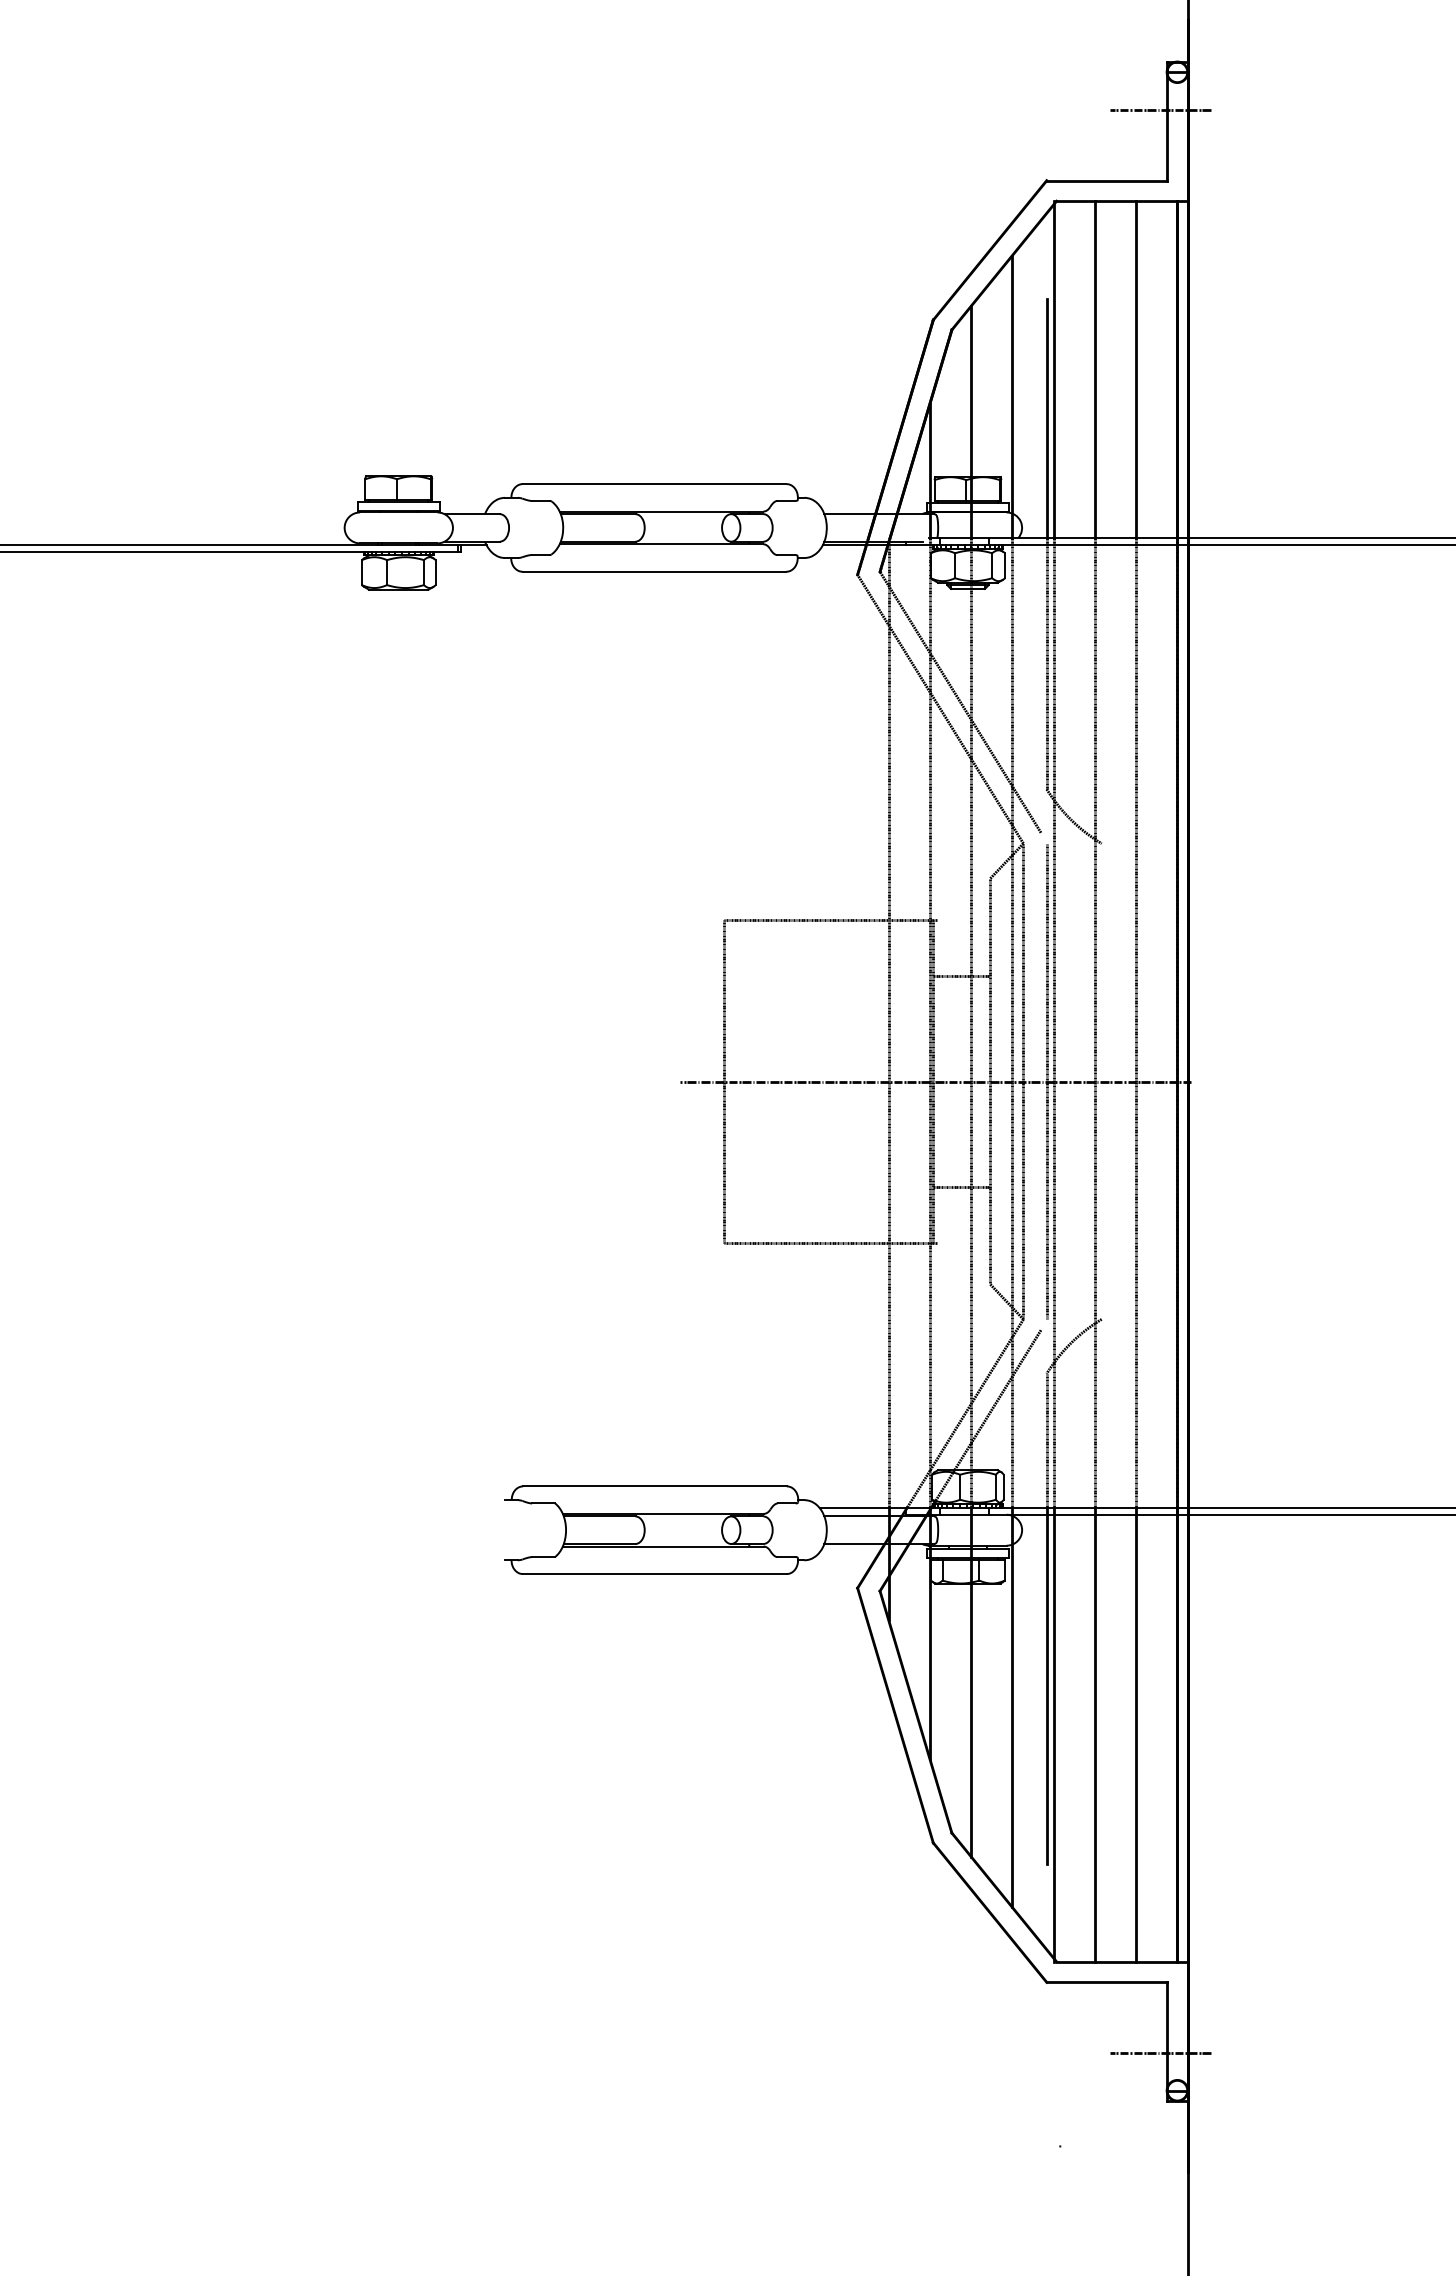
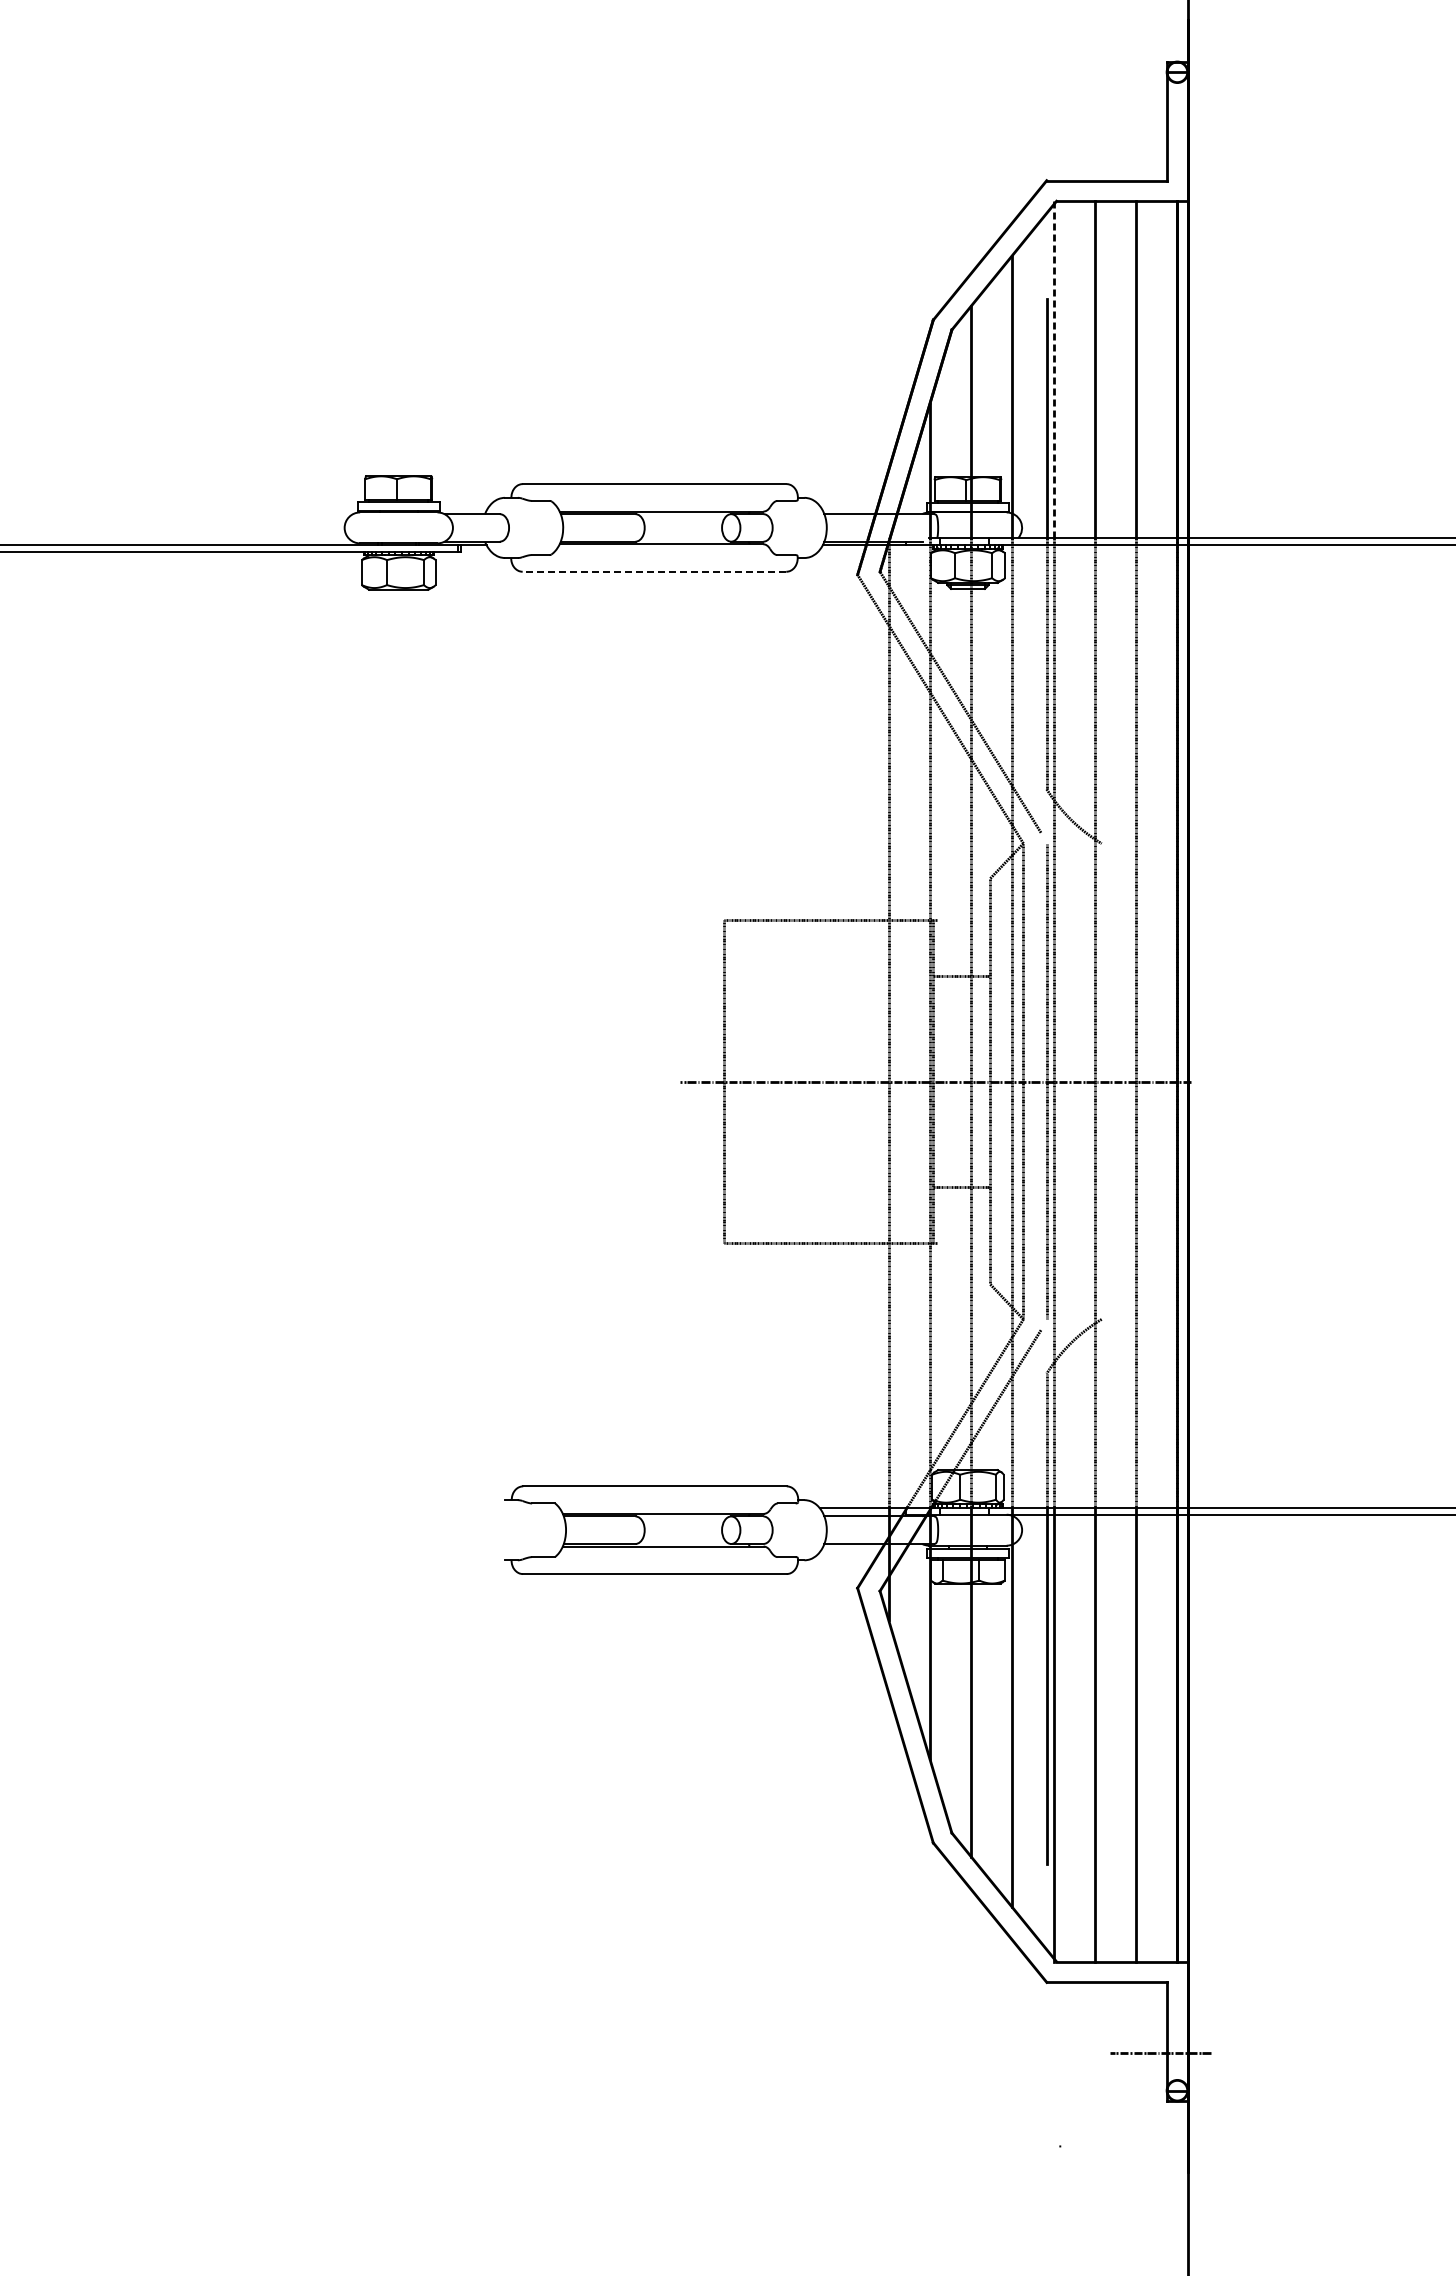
line: present -> none (1159, 110)
line: solid -> dashed (1053, 370)
line: solid -> dashed (654, 571)
